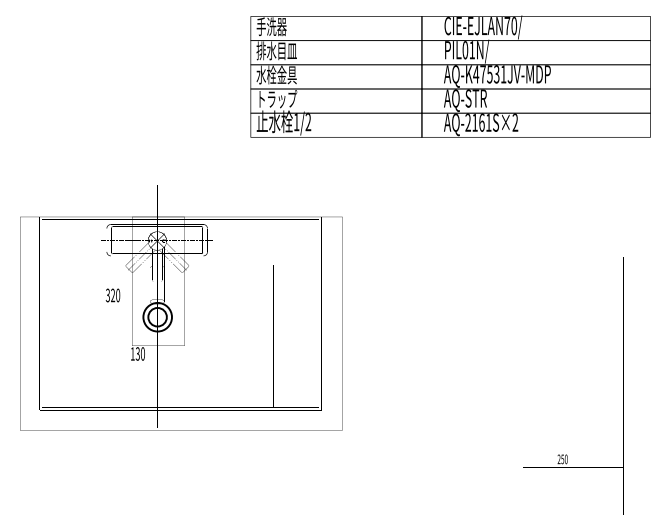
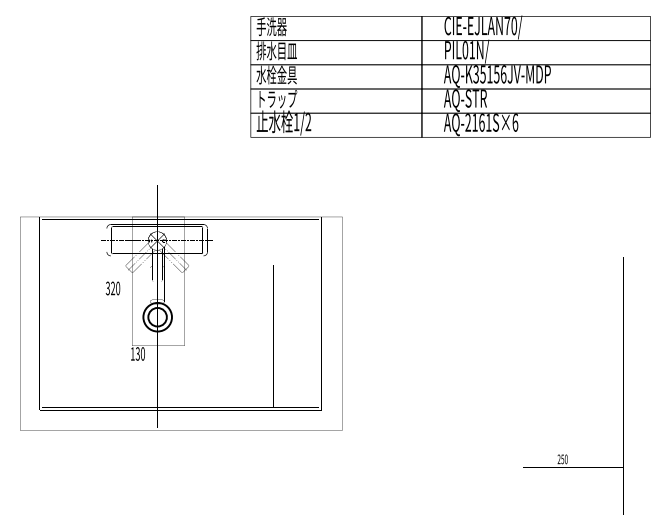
text: AQ-K47531JV-MDP -> AQ-K35156JV-MDP (489, 74)
text: AQ-2161S×2 -> AQ-2161S×6 (515, 122)
text position: (112, 295) -> (112, 288) (112, 288)
